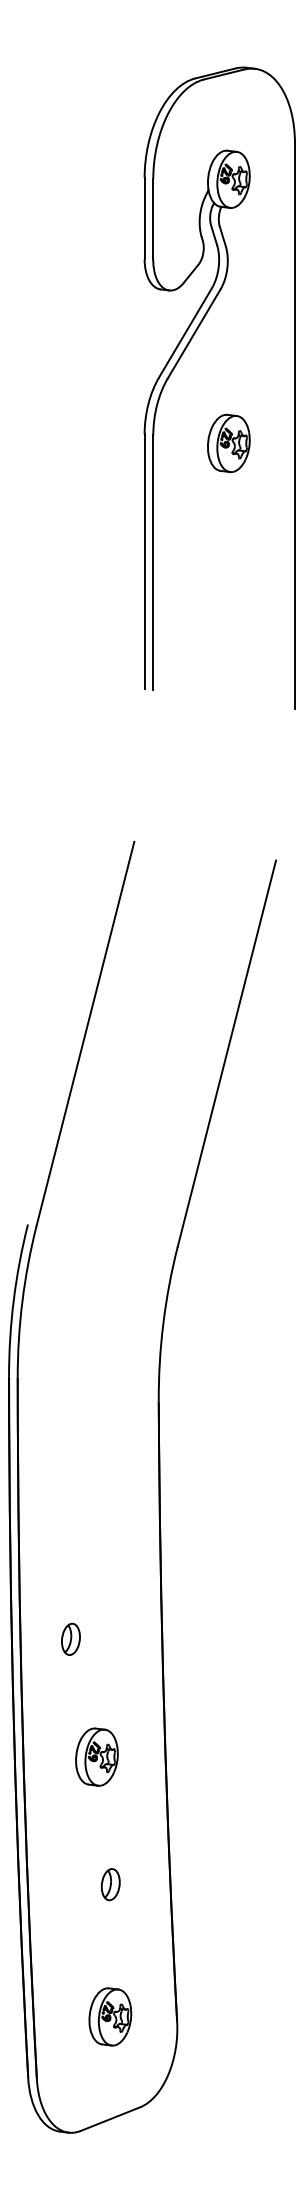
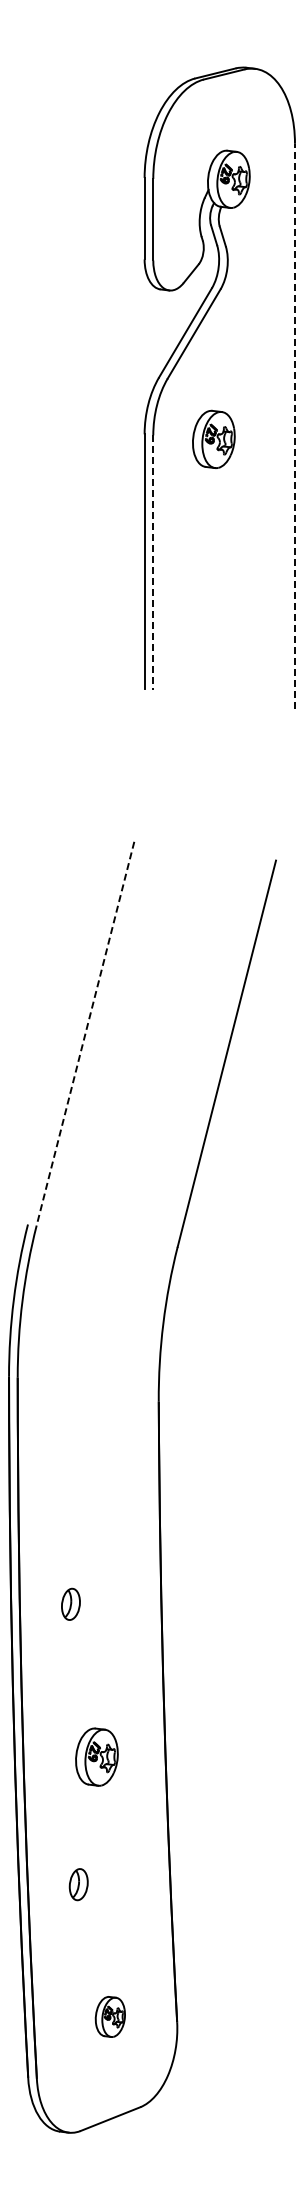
line: solid -> dashed (294, 426)
part position: (228, 442) -> (213, 438) (213, 438)
line: solid -> dashed (153, 563)
line: solid -> dashed (85, 1033)
part position: (70, 1638) -> (70, 1603) (70, 1603)
part position: (110, 1884) -> (78, 1884) (78, 1884)
part size: 45x60 px -> 32x42 px (109, 2016)
